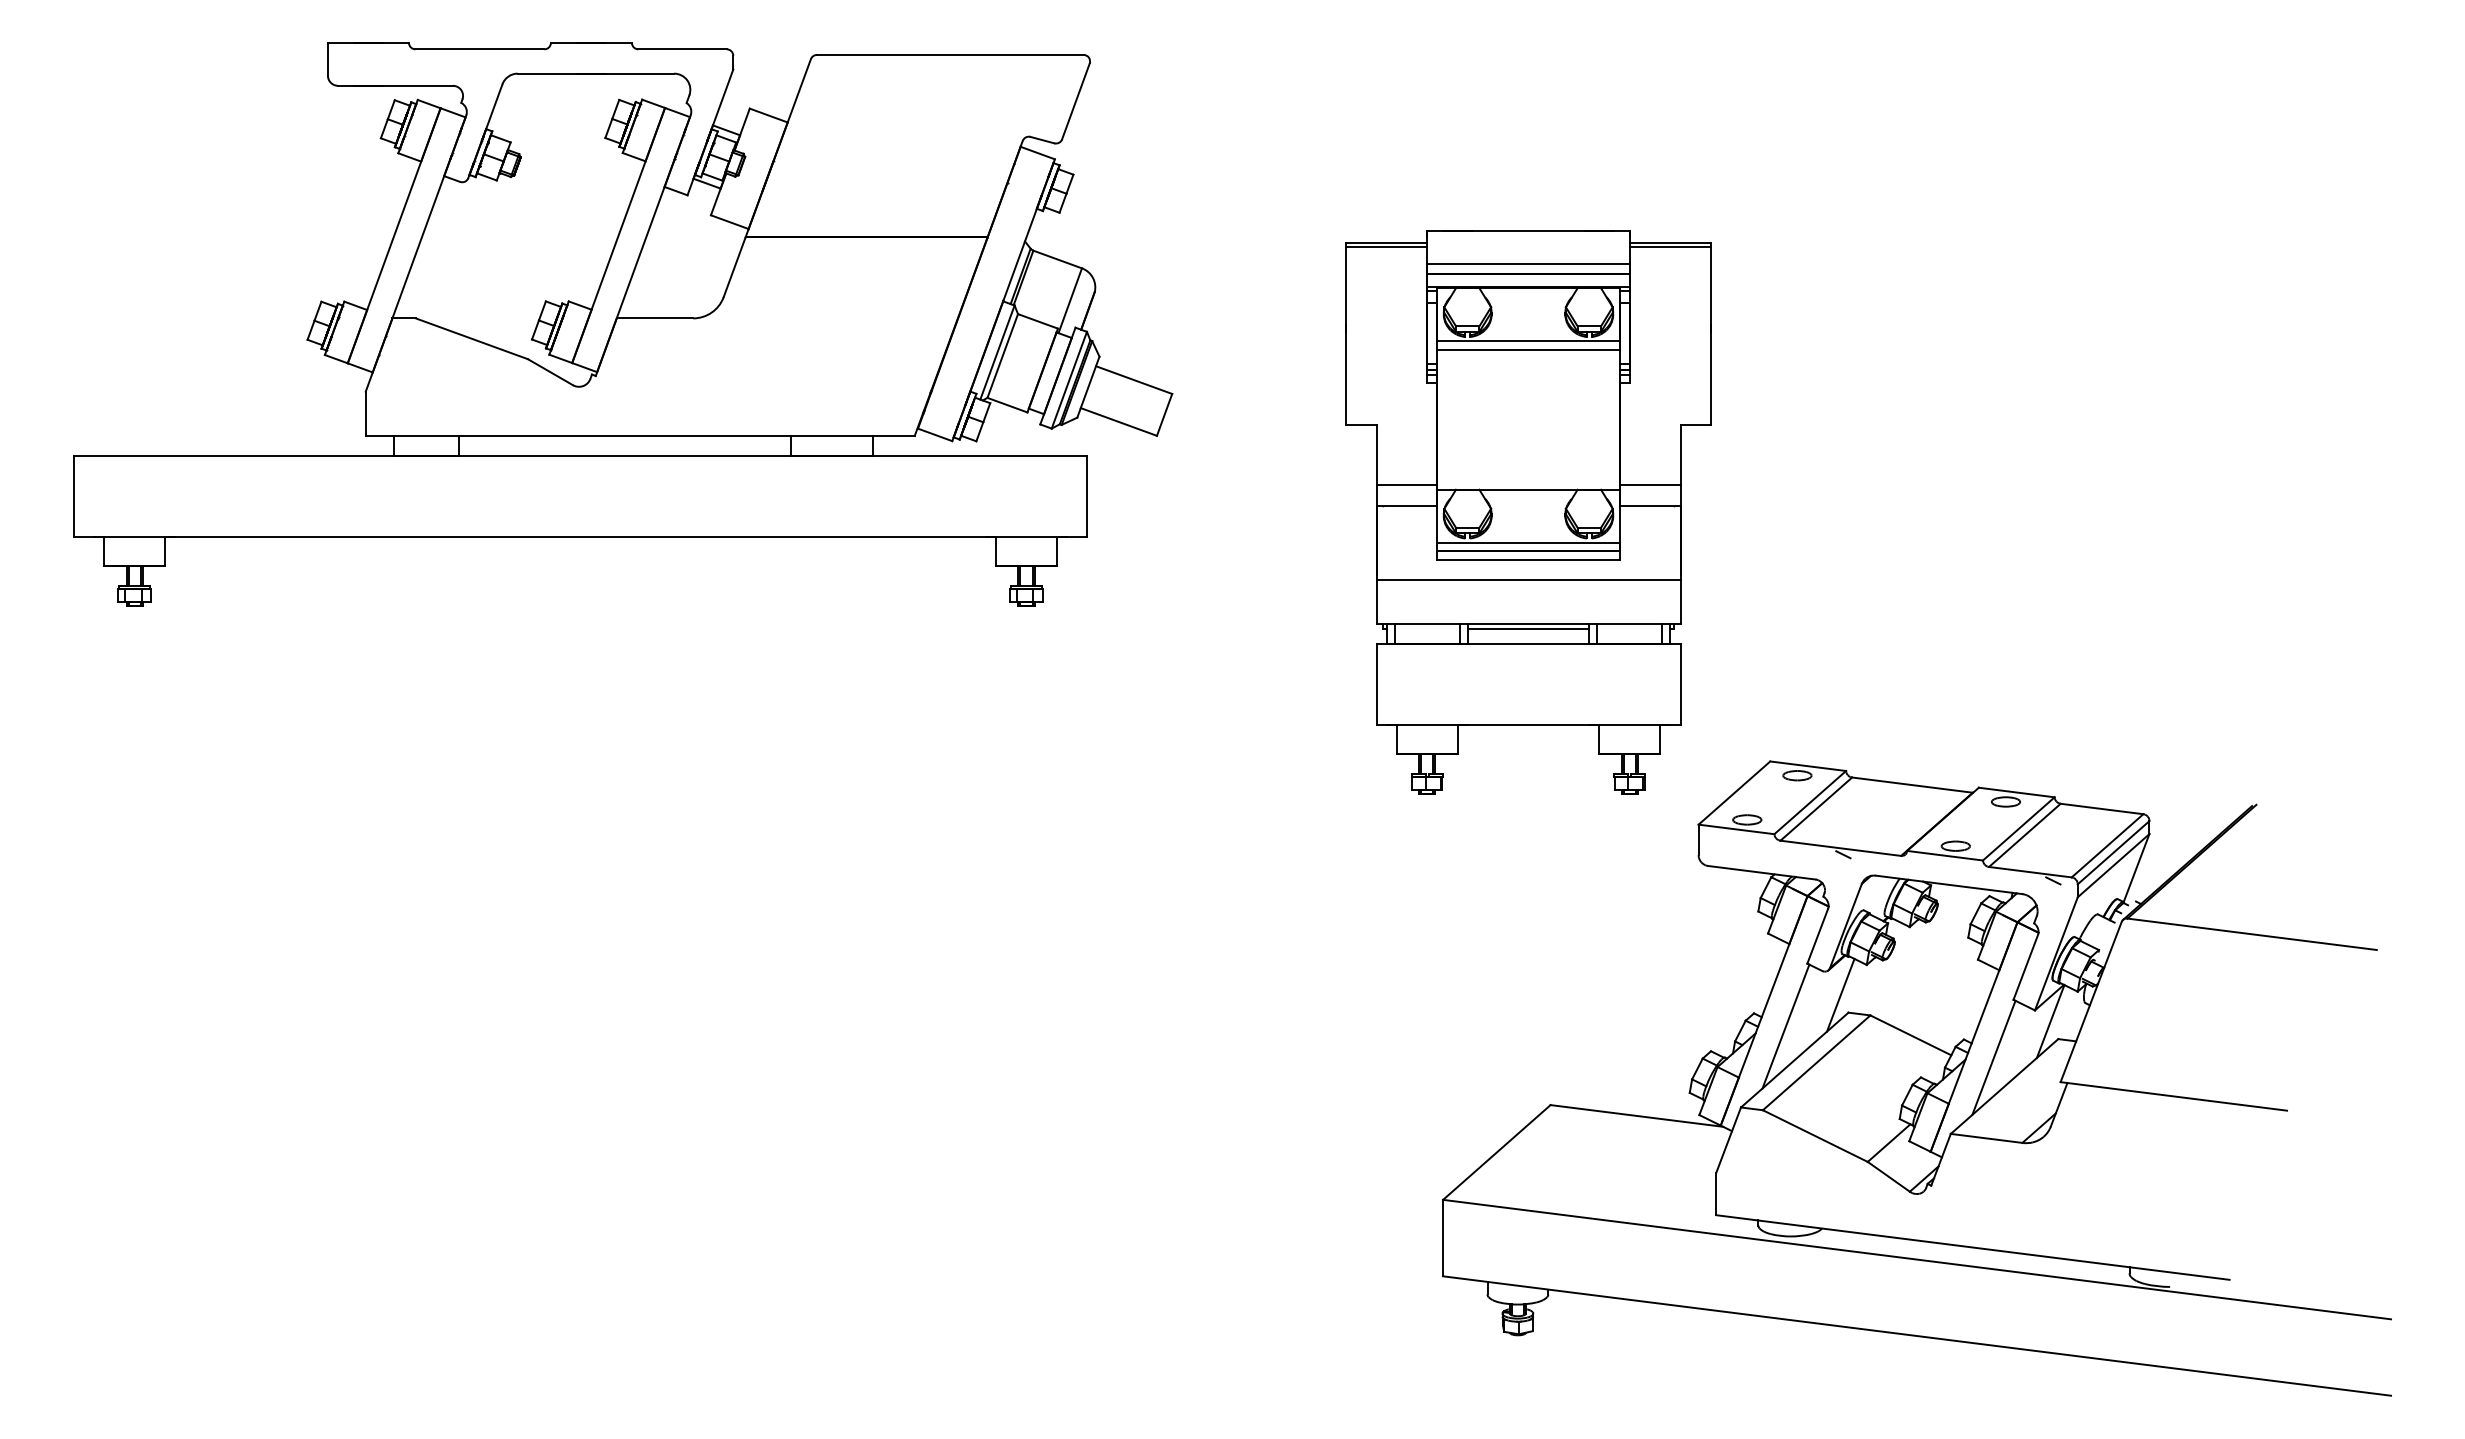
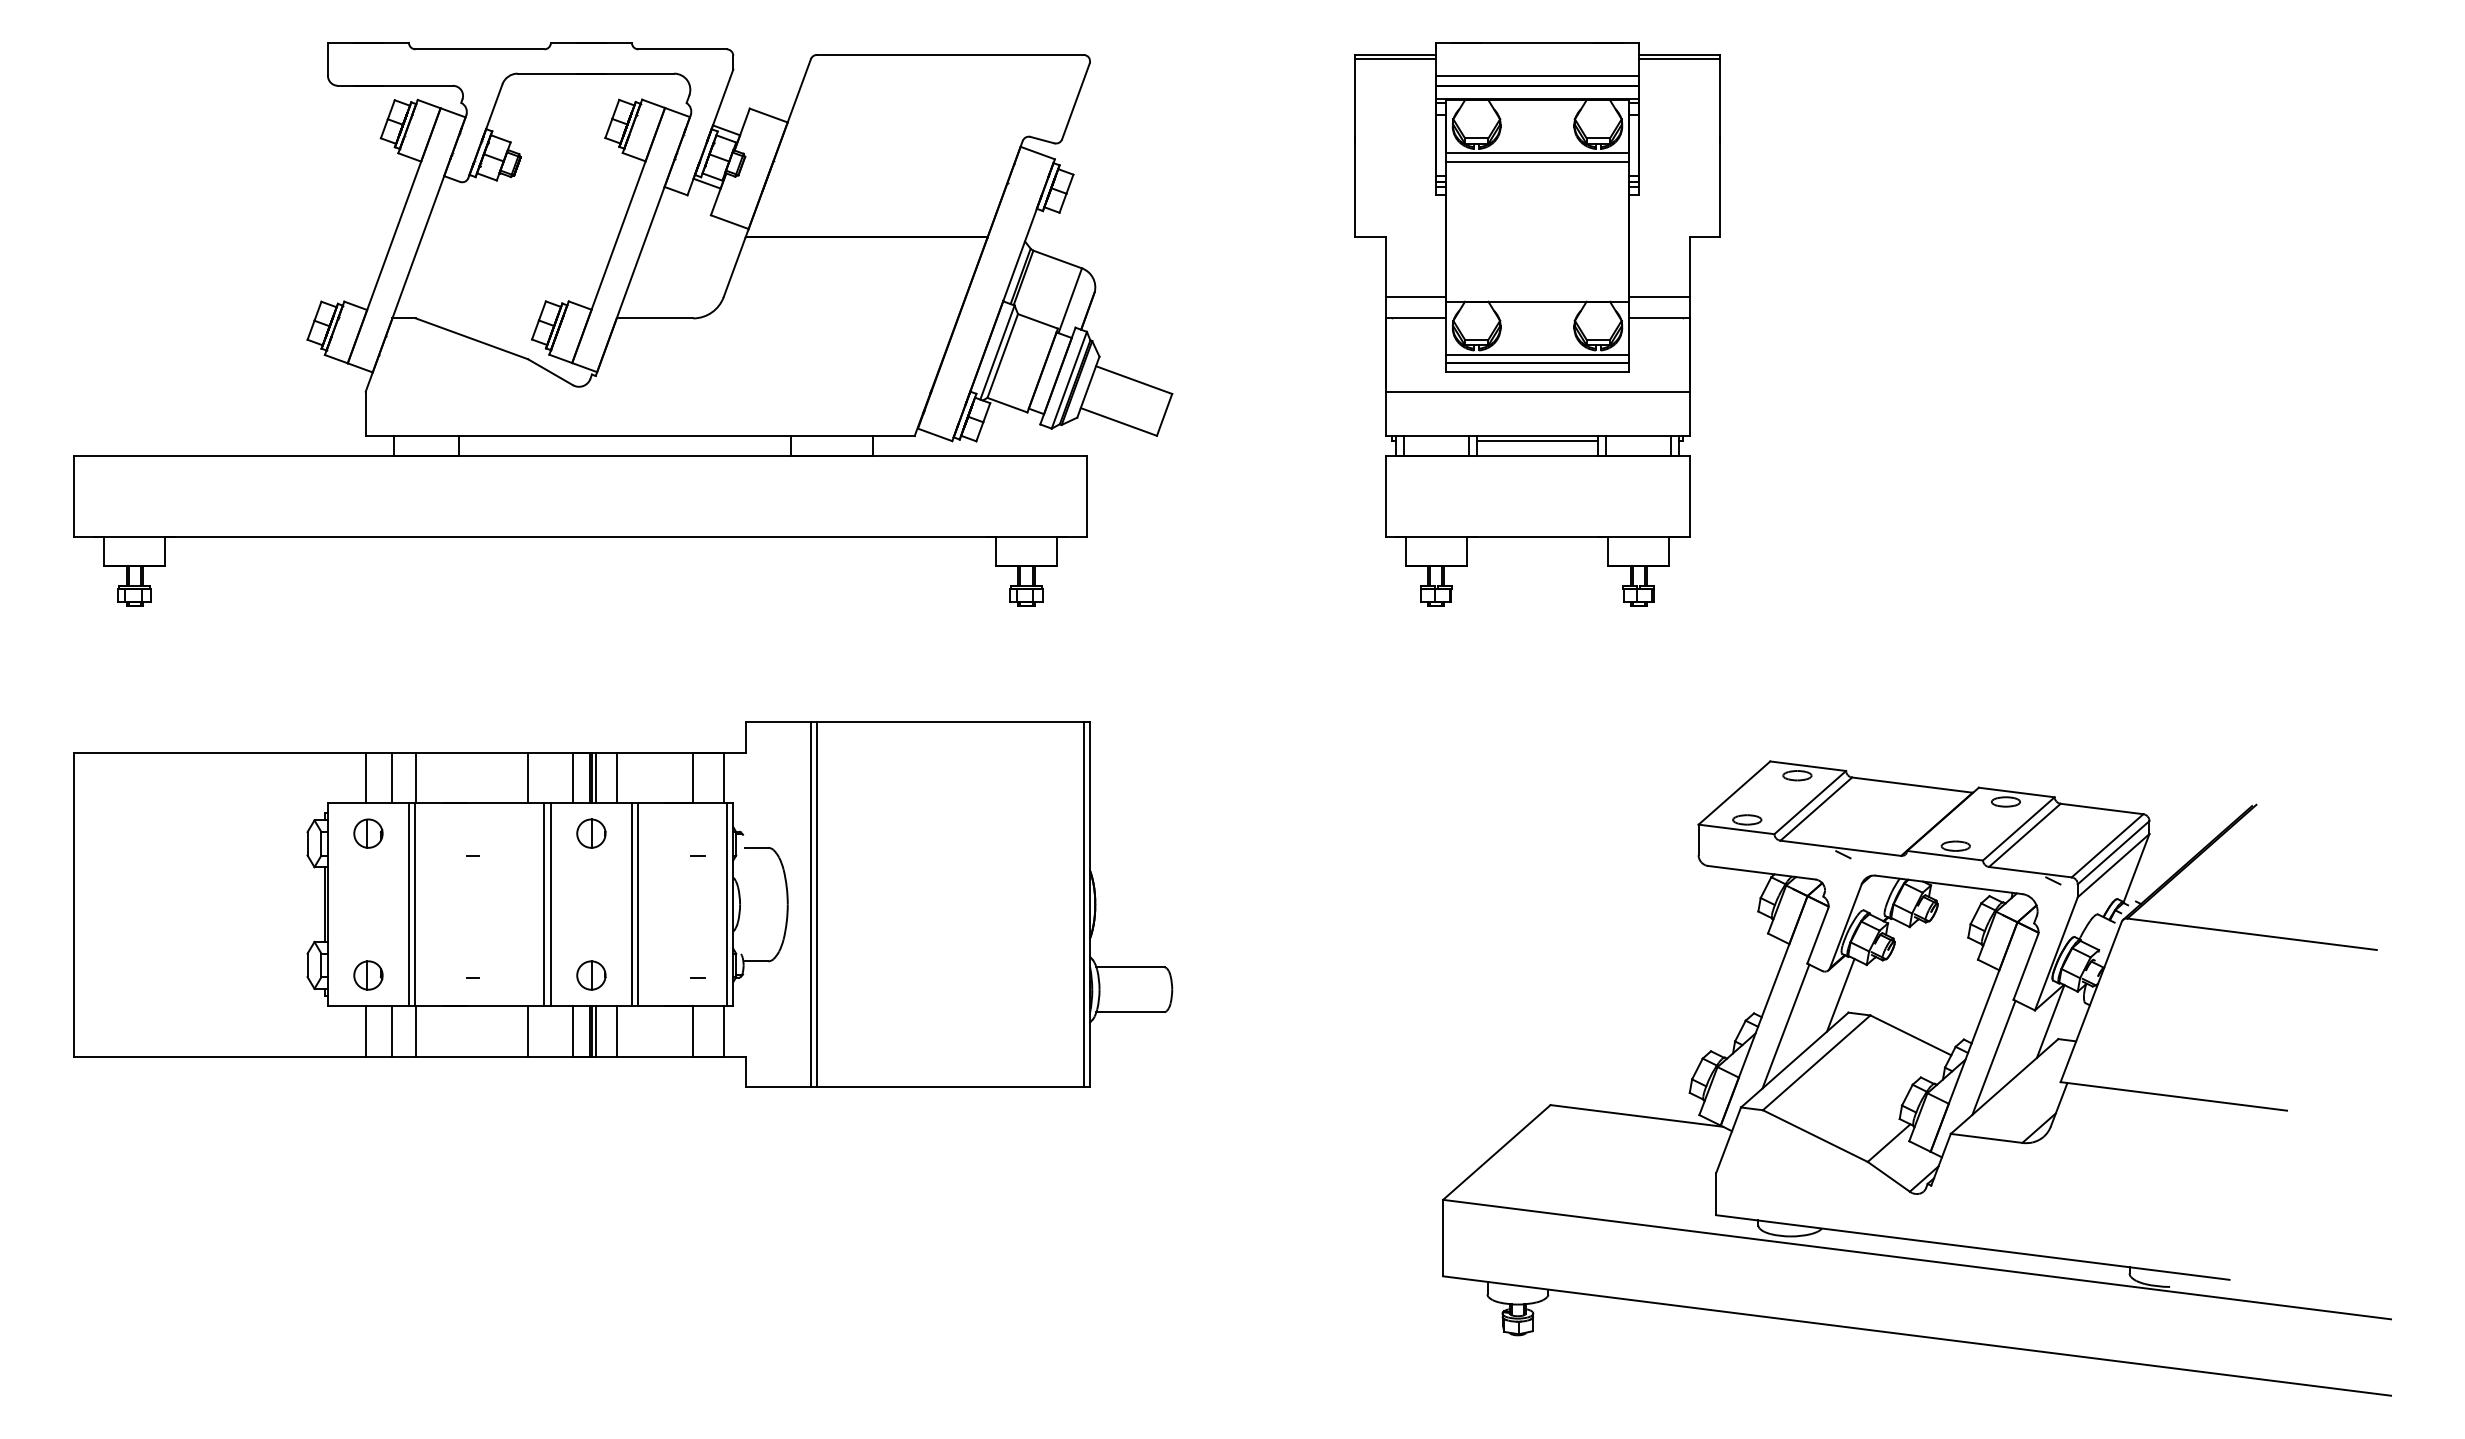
part position: (1528, 512) -> (1537, 324) (1537, 324)
part: none -> present (623, 904)
